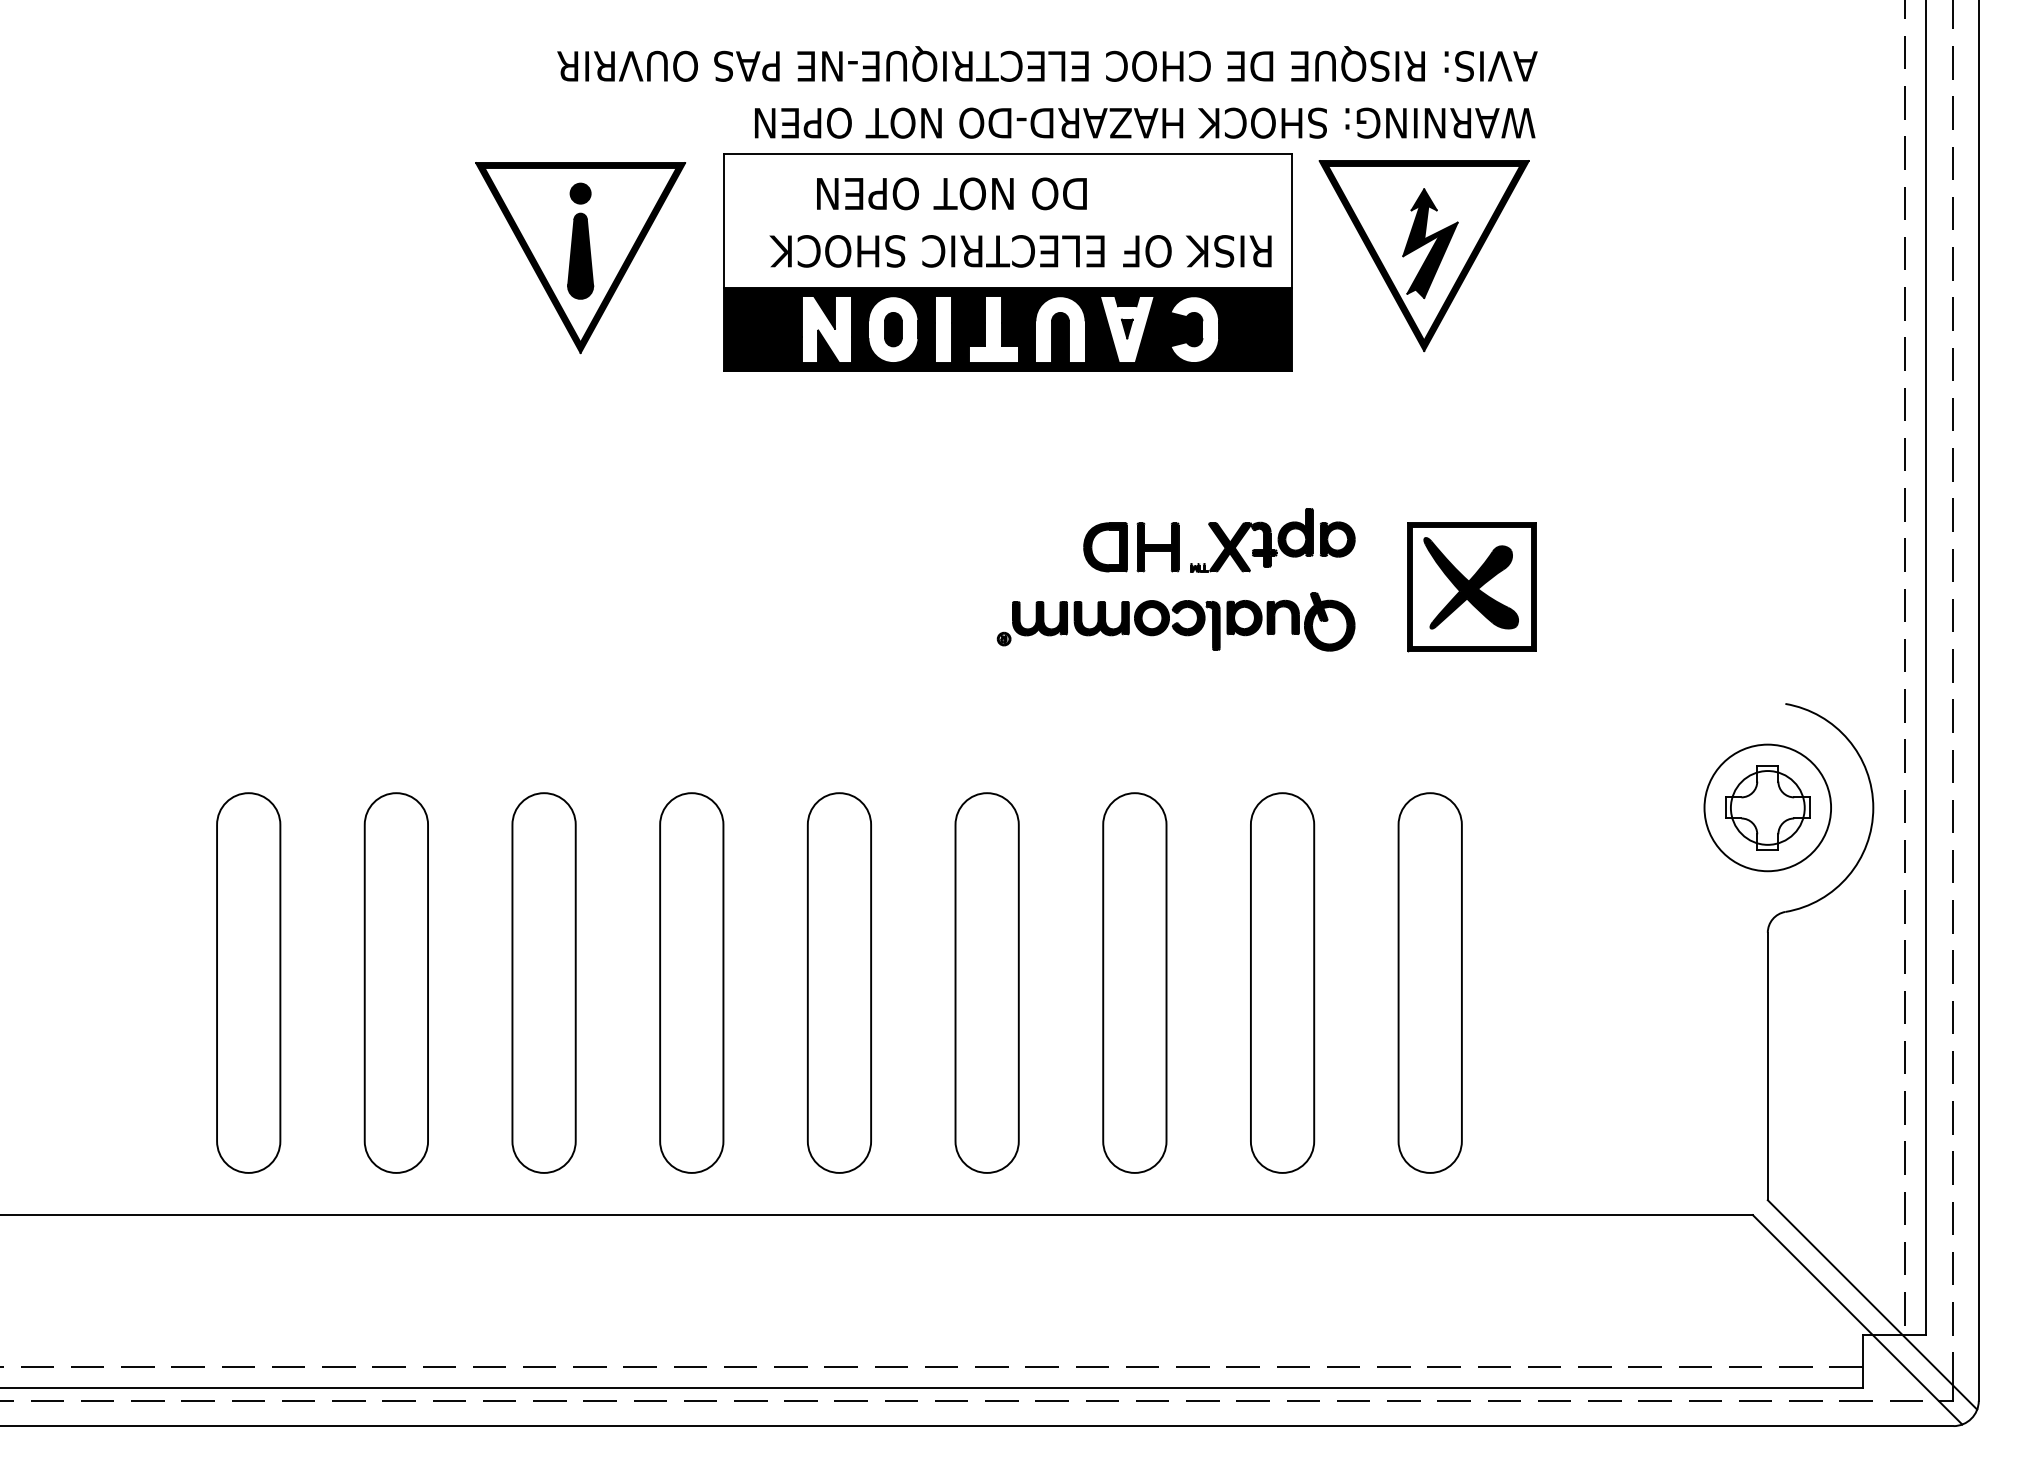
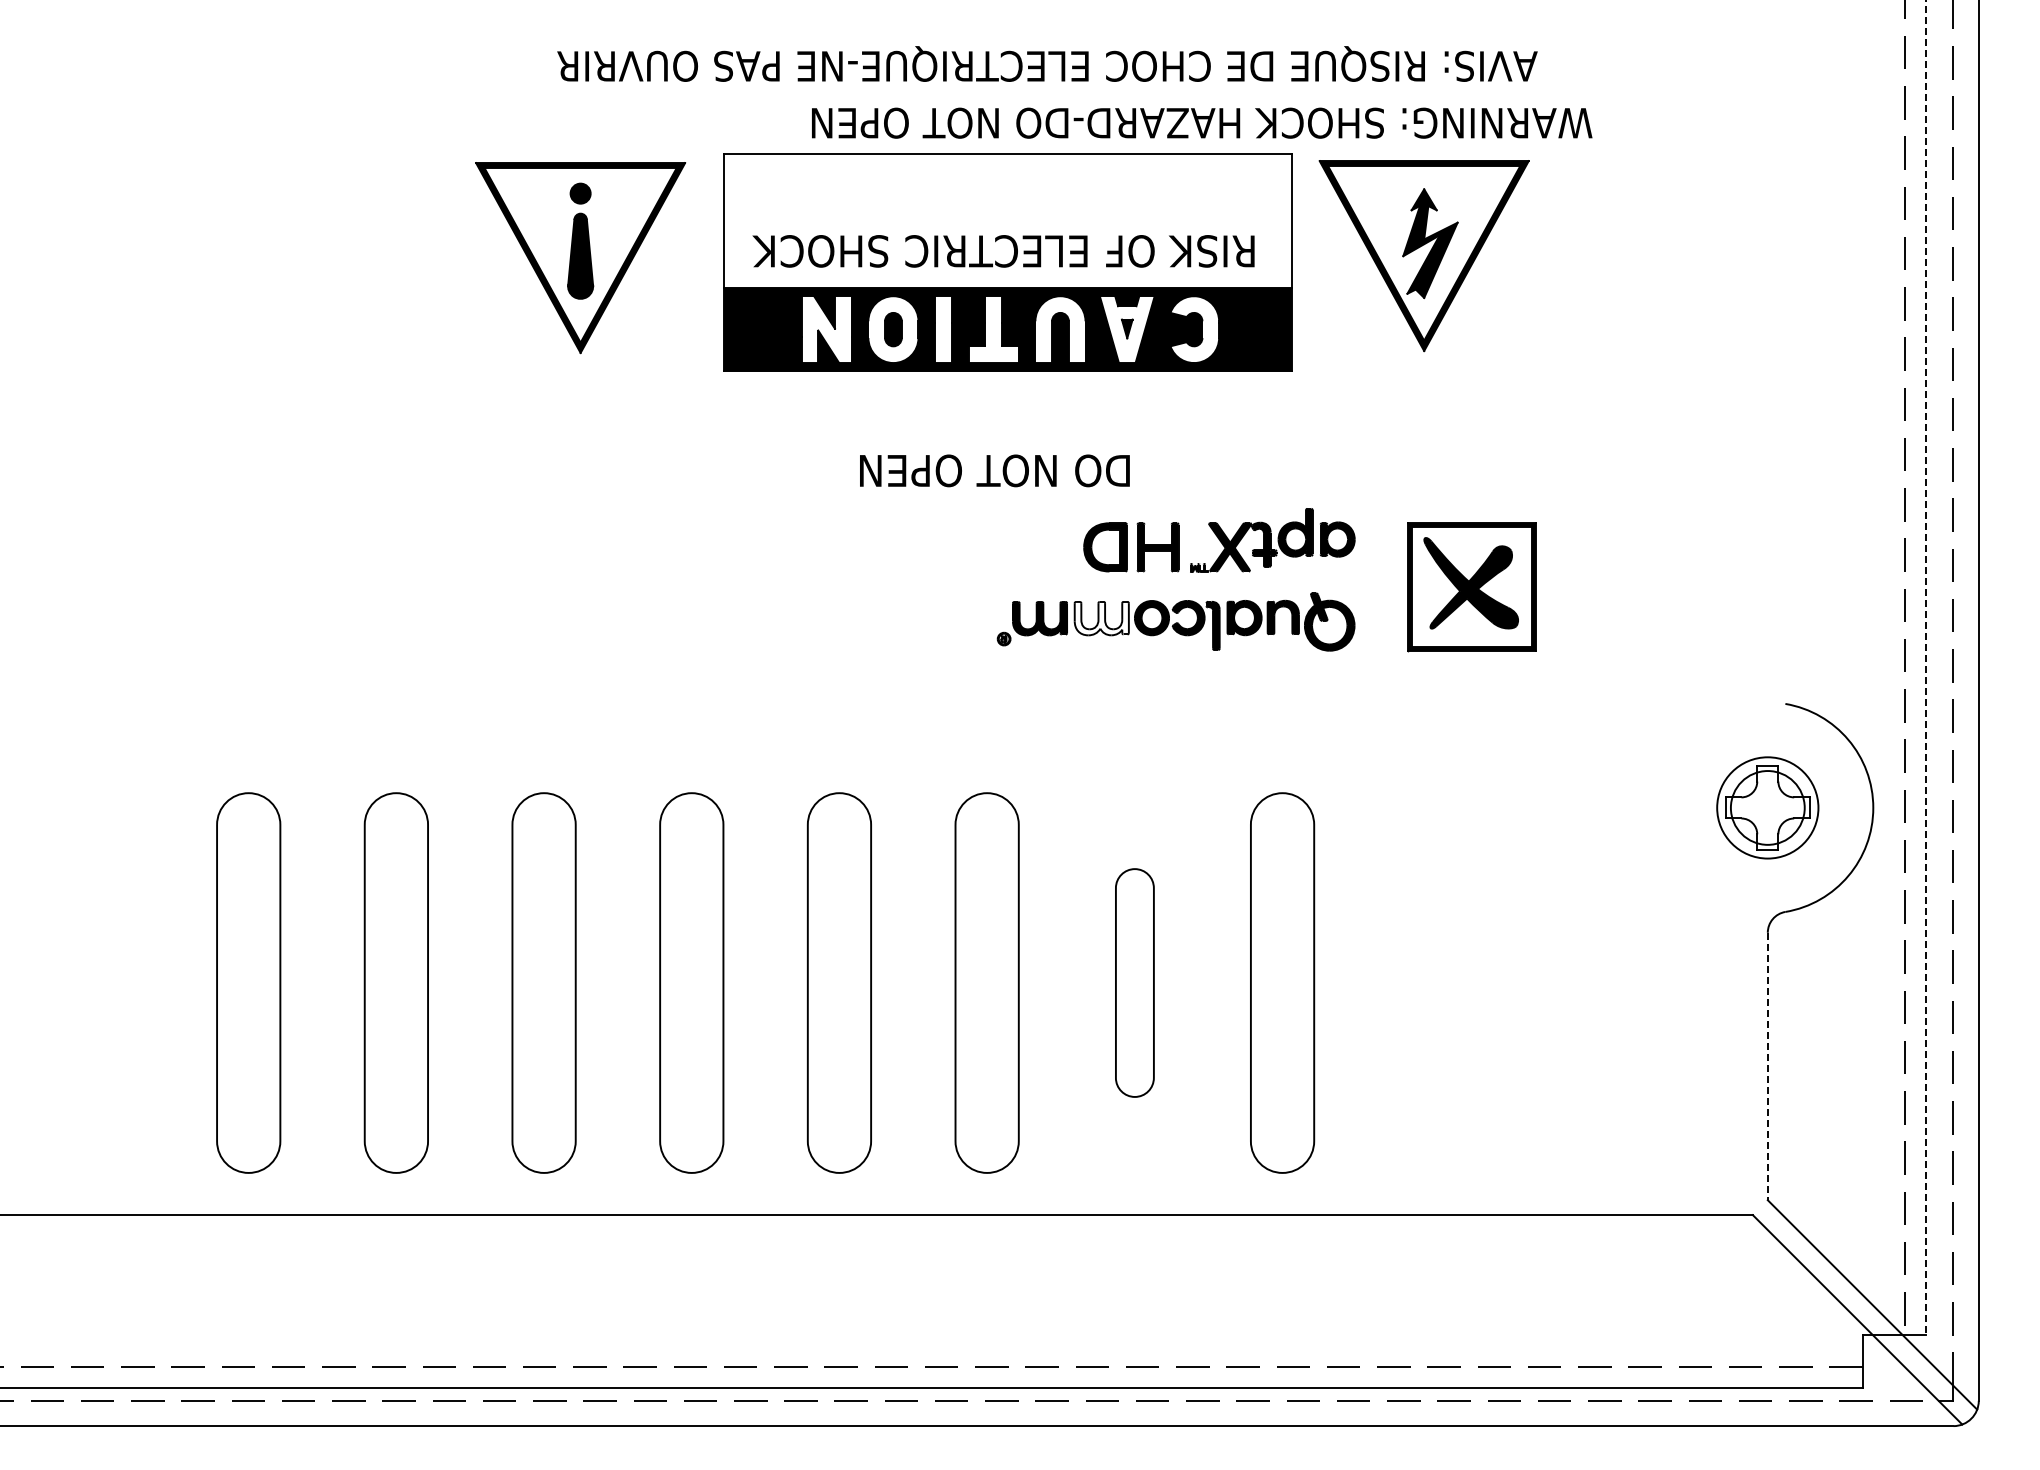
text position: (1145, 122) -> (1202, 122) (1202, 122)
text position: (951, 193) -> (994, 470) (994, 470)
text position: (1020, 251) -> (1003, 251) (1003, 251)
fill: present -> none (1101, 618)
line: solid -> dashed (1926, 668)
circle diameter: 127 px -> 101 px (1767, 807)
part size: 66x382 px -> 40x230 px (1134, 982)
part: present -> none (1429, 982)
line: solid -> dashed (1767, 1066)
